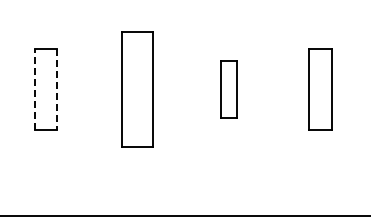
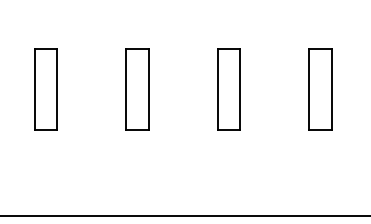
line: dashed -> solid (34, 89)
line: dashed -> solid (57, 89)
part size: 33x117 px -> 25x83 px (137, 89)
part size: 18x59 px -> 24x83 px (228, 89)
